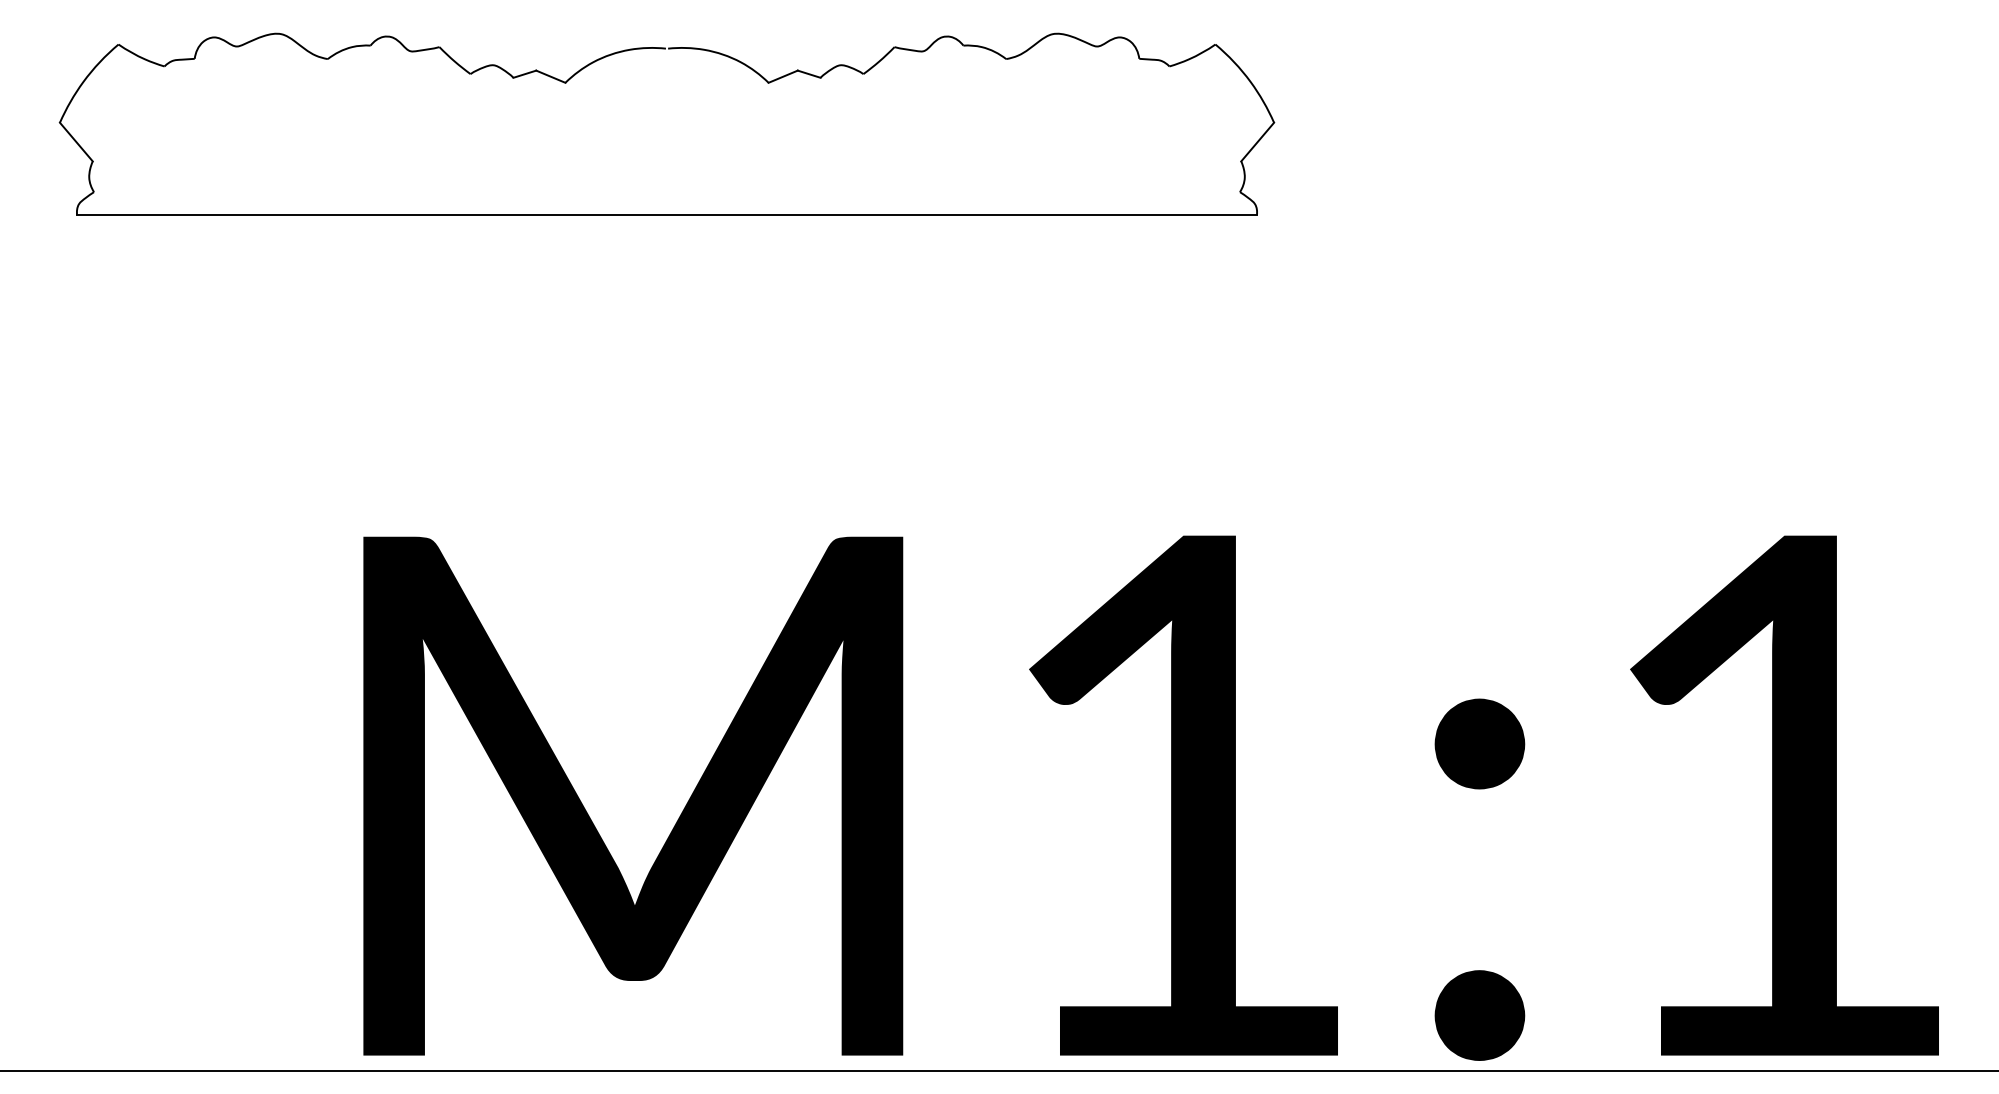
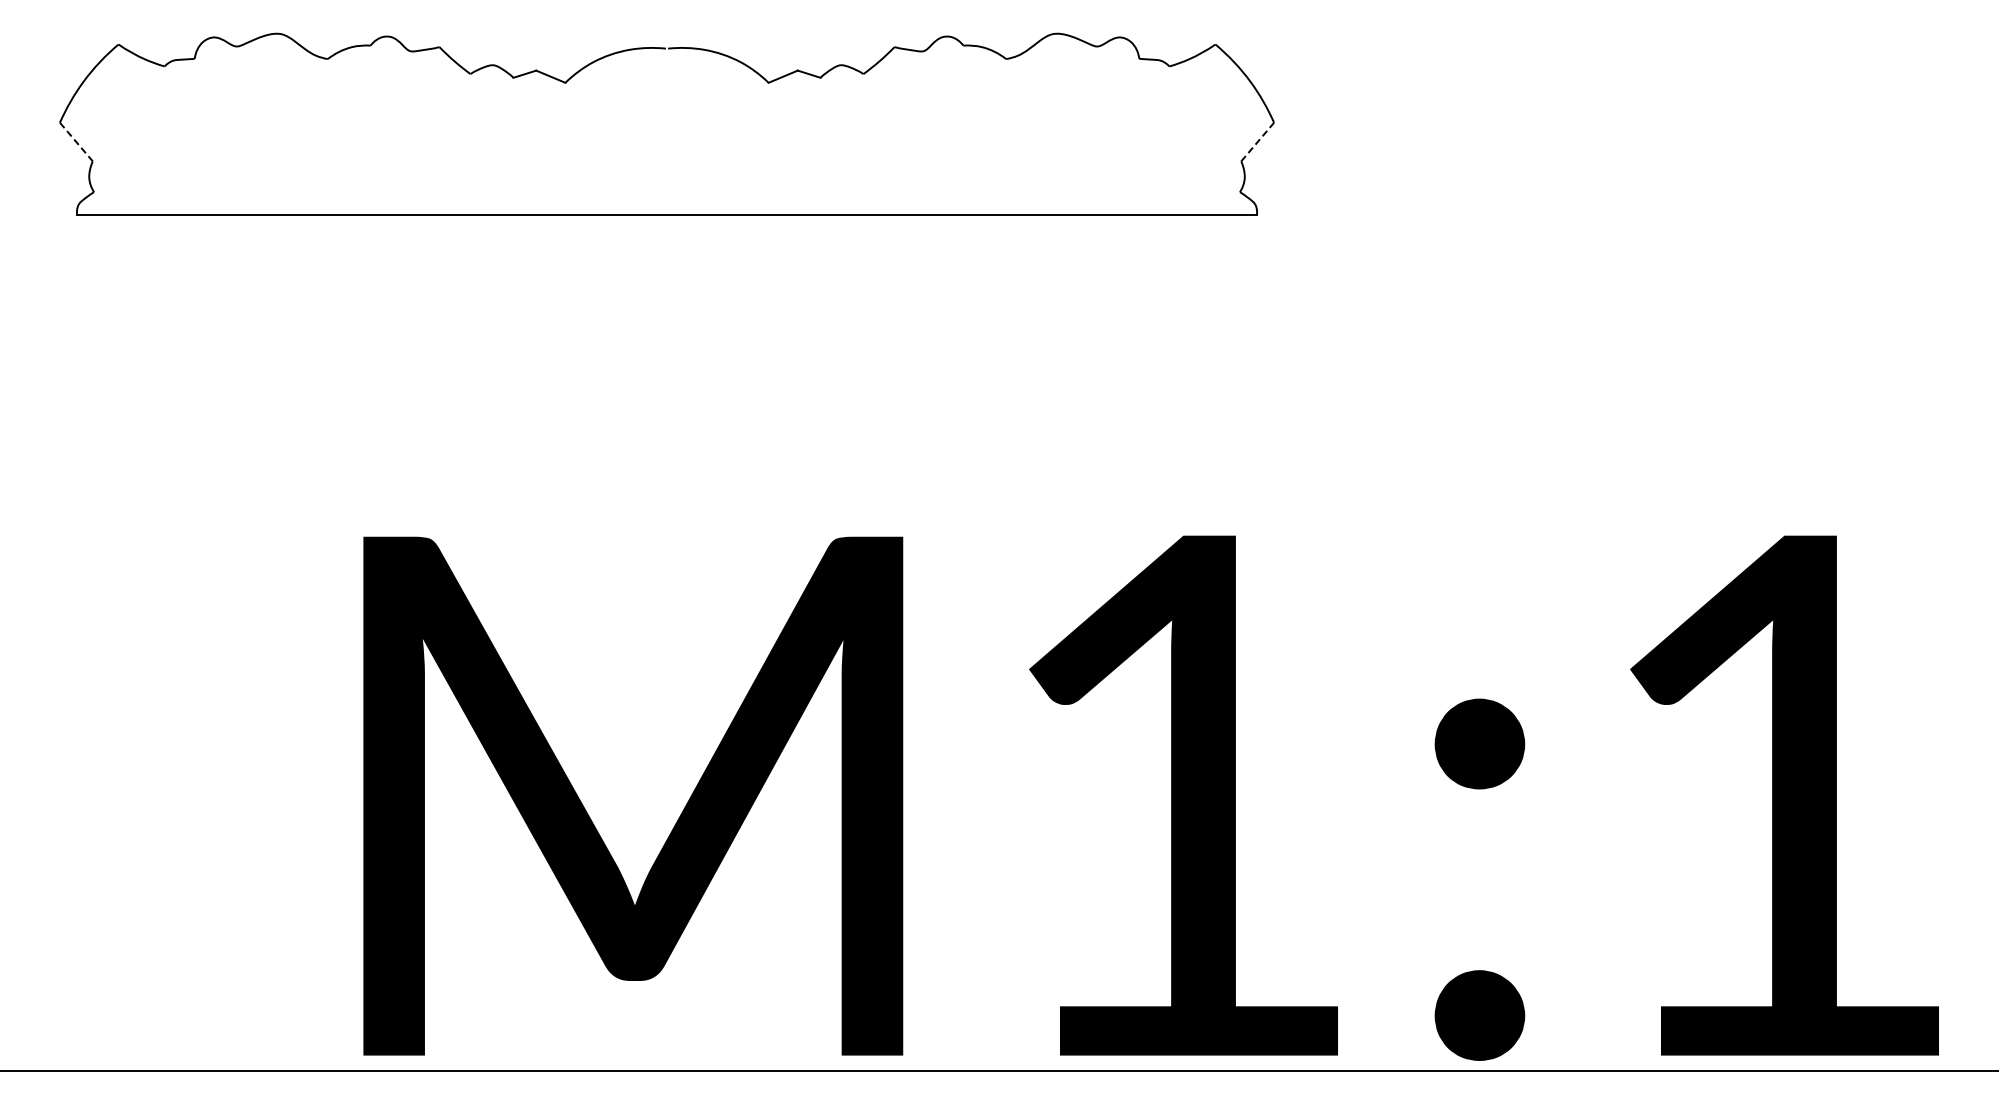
line: solid -> dashed (1258, 141)
line: solid -> dashed (76, 142)
